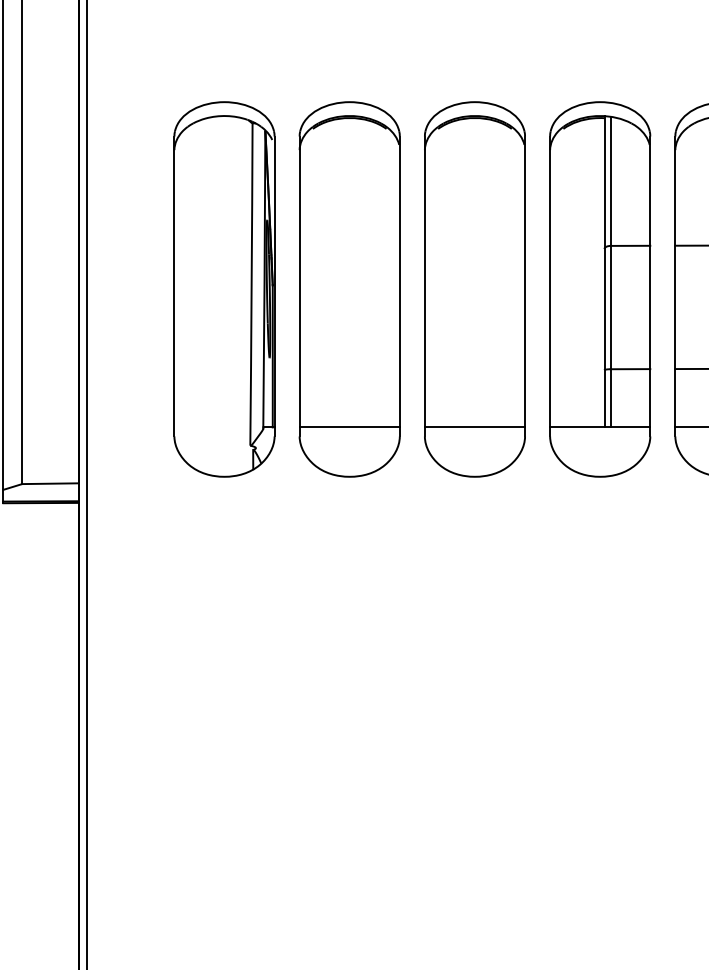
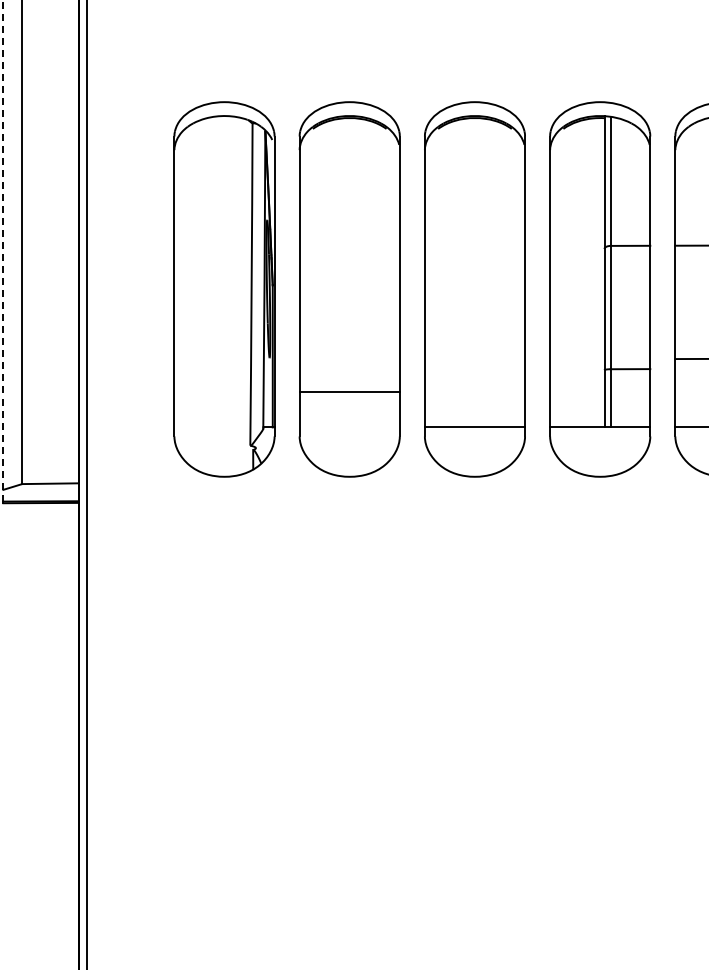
line: solid -> dashed (3, 250)
line position: (690, 368) -> (690, 358) (690, 358)
line position: (349, 427) -> (349, 392) (349, 392)
